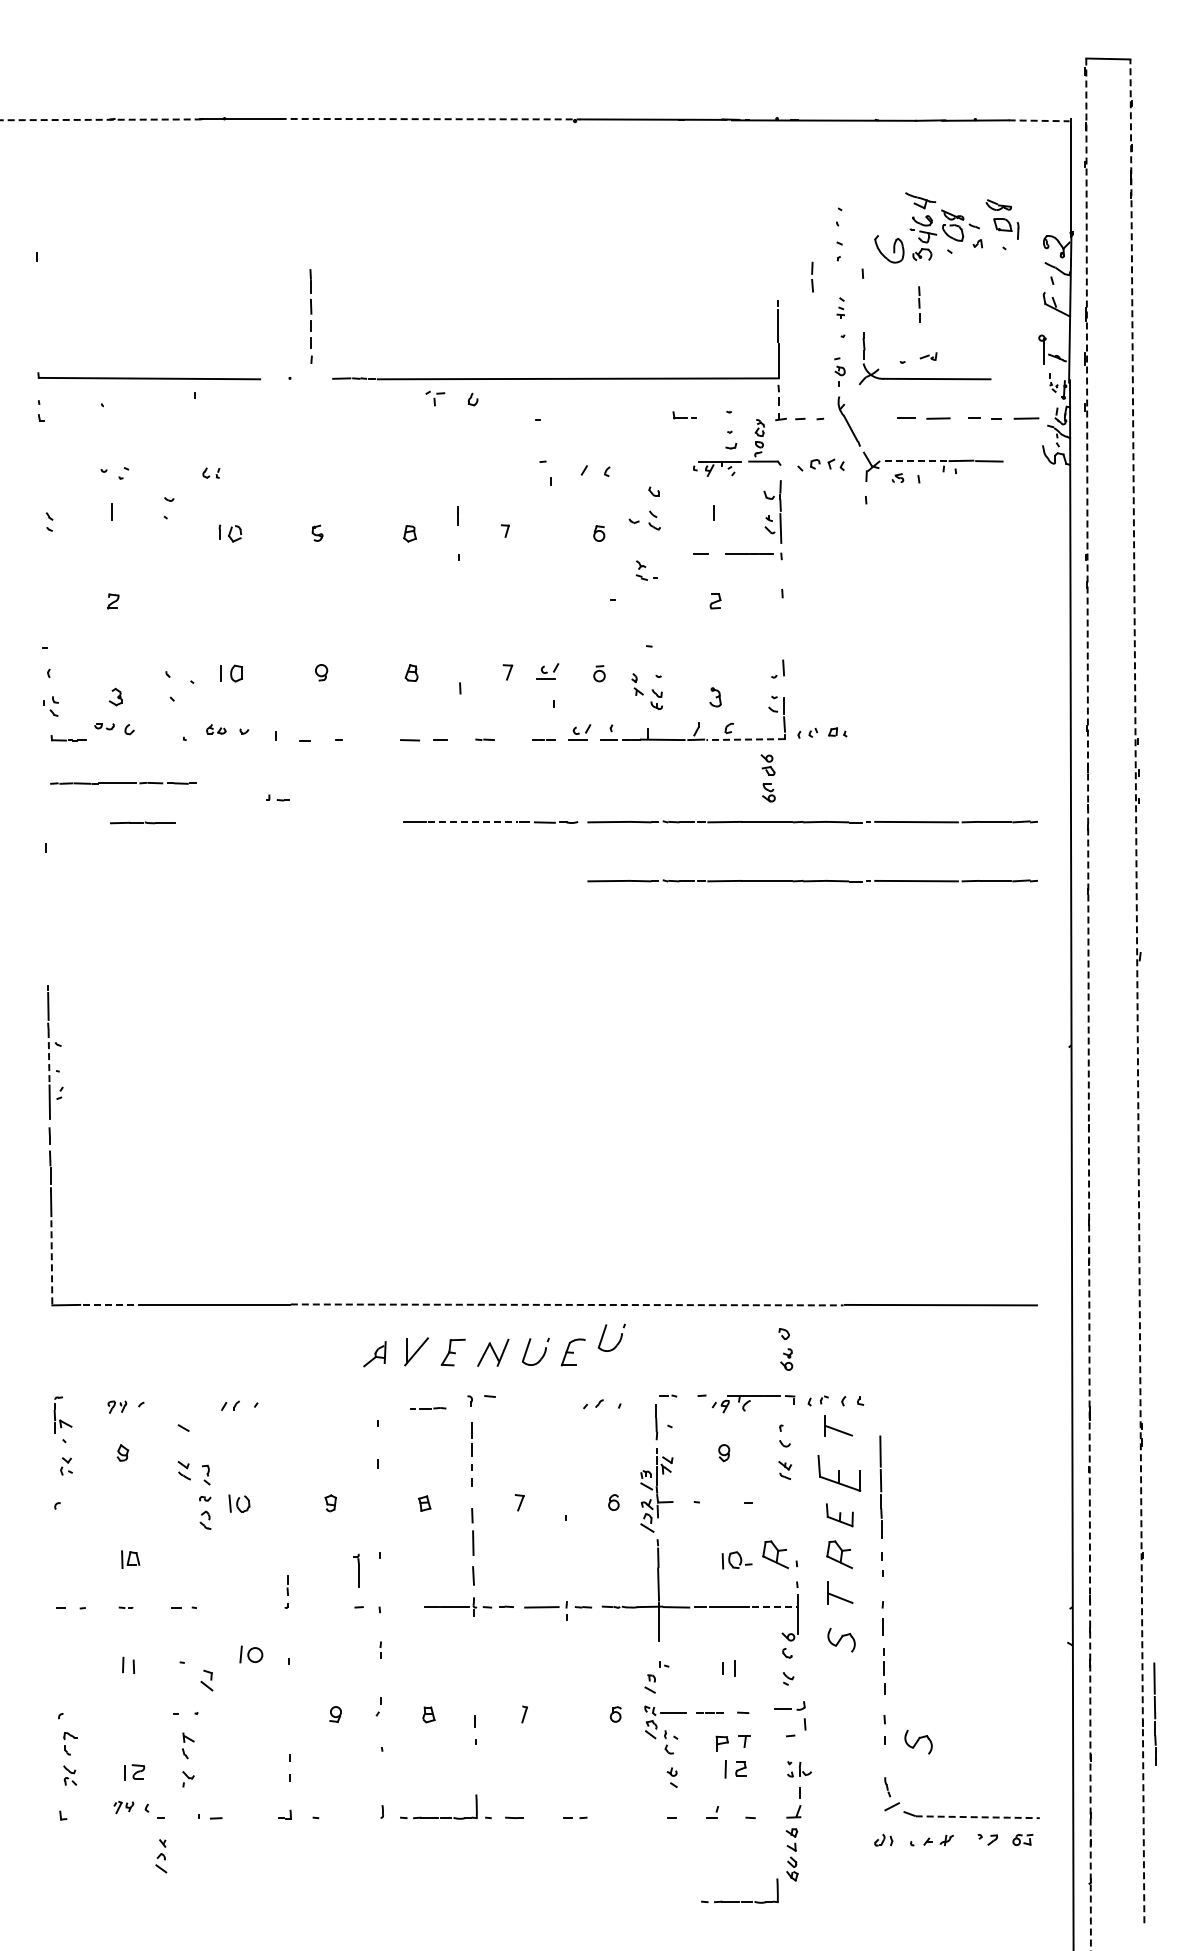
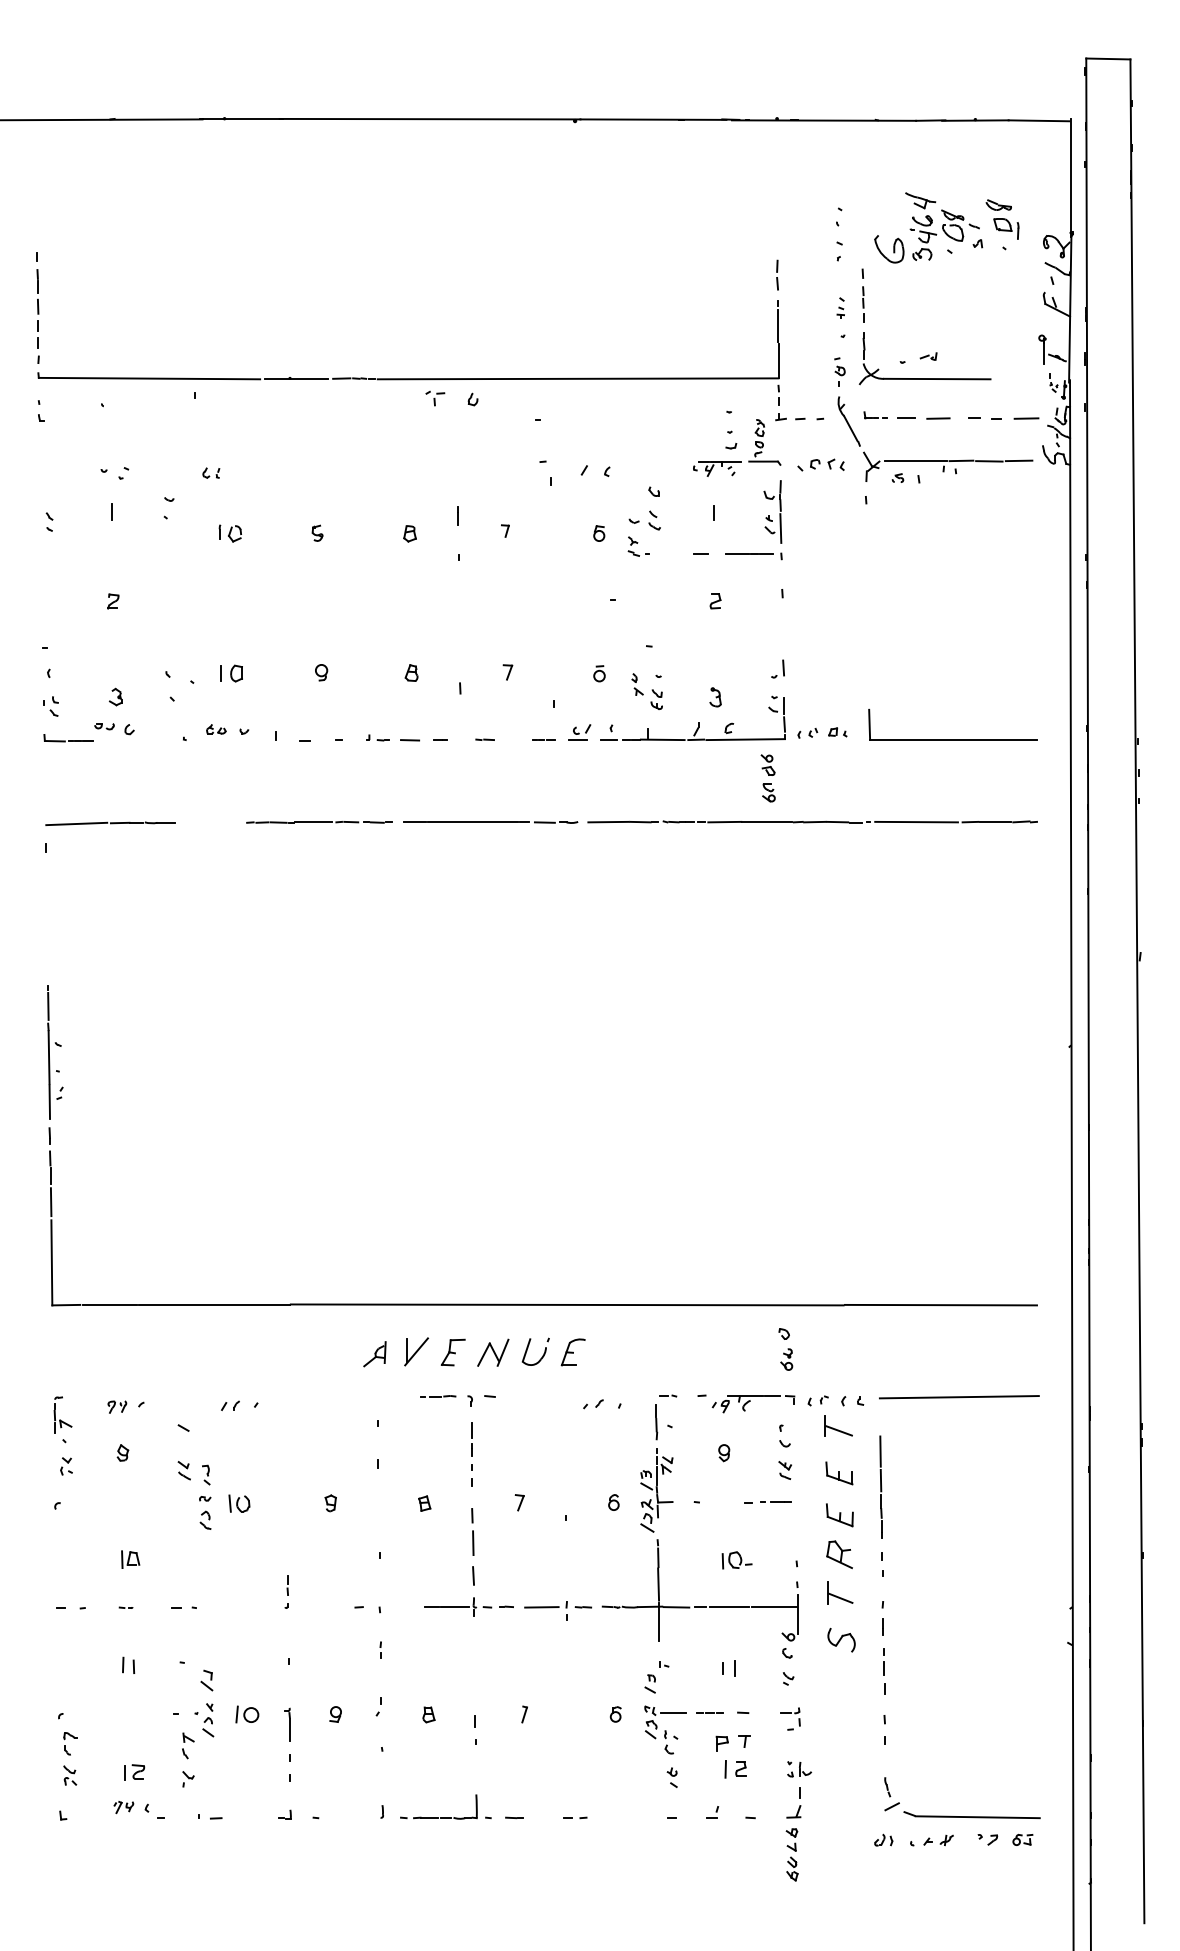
line: dashed -> solid (101, 119)
line: dashed -> solid (430, 119)
line: dashed -> solid (1039, 120)
line position: (812, 274) -> (777, 272) (777, 272)
line position: (919, 304) -> (863, 304) (863, 304)
part position: (310, 316) -> (37, 316) (37, 316)
line: none -> present (296, 378)
part position: (684, 415) -> (875, 415) (875, 415)
line: none -> present (1018, 460)
line: dashed -> solid (915, 461)
part position: (646, 570) -> (638, 546) (638, 546)
part: present -> none (547, 671)
part size: 37x7 px -> 51x9 px (68, 738)
line: dashed -> solid (745, 739)
part: none -> present (952, 739)
line position: (123, 783) -> (319, 822) (319, 822)
part position: (277, 797) -> (377, 737) (377, 737)
line: dashed -> solid (473, 822)
line: none -> present (76, 823)
part: present -> none (812, 880)
line: dashed -> solid (1137, 991)
line: dashed -> solid (1088, 1004)
line: dashed -> solid (49, 1057)
line: dashed -> solid (51, 1262)
line: dashed -> solid (110, 1304)
line: dashed -> solid (567, 1304)
part: present -> none (604, 1334)
line: none -> present (958, 1397)
line position: (428, 1408) -> (438, 1396) (438, 1396)
part size: 45x37 px -> 29x25 px (839, 1473)
line: none -> present (775, 1501)
part: present -> none (775, 1554)
part position: (356, 1570) -> (287, 1724) (287, 1724)
line: dashed -> solid (774, 1607)
part position: (251, 1654) -> (247, 1714) (247, 1714)
line: present -> none (1154, 1713)
part size: 33x37 px -> 21x24 px (790, 1718)
part: present -> none (918, 1741)
line: dashed -> solid (978, 1817)
part position: (161, 1856) -> (208, 1720) (208, 1720)
part: present -> none (739, 1901)
